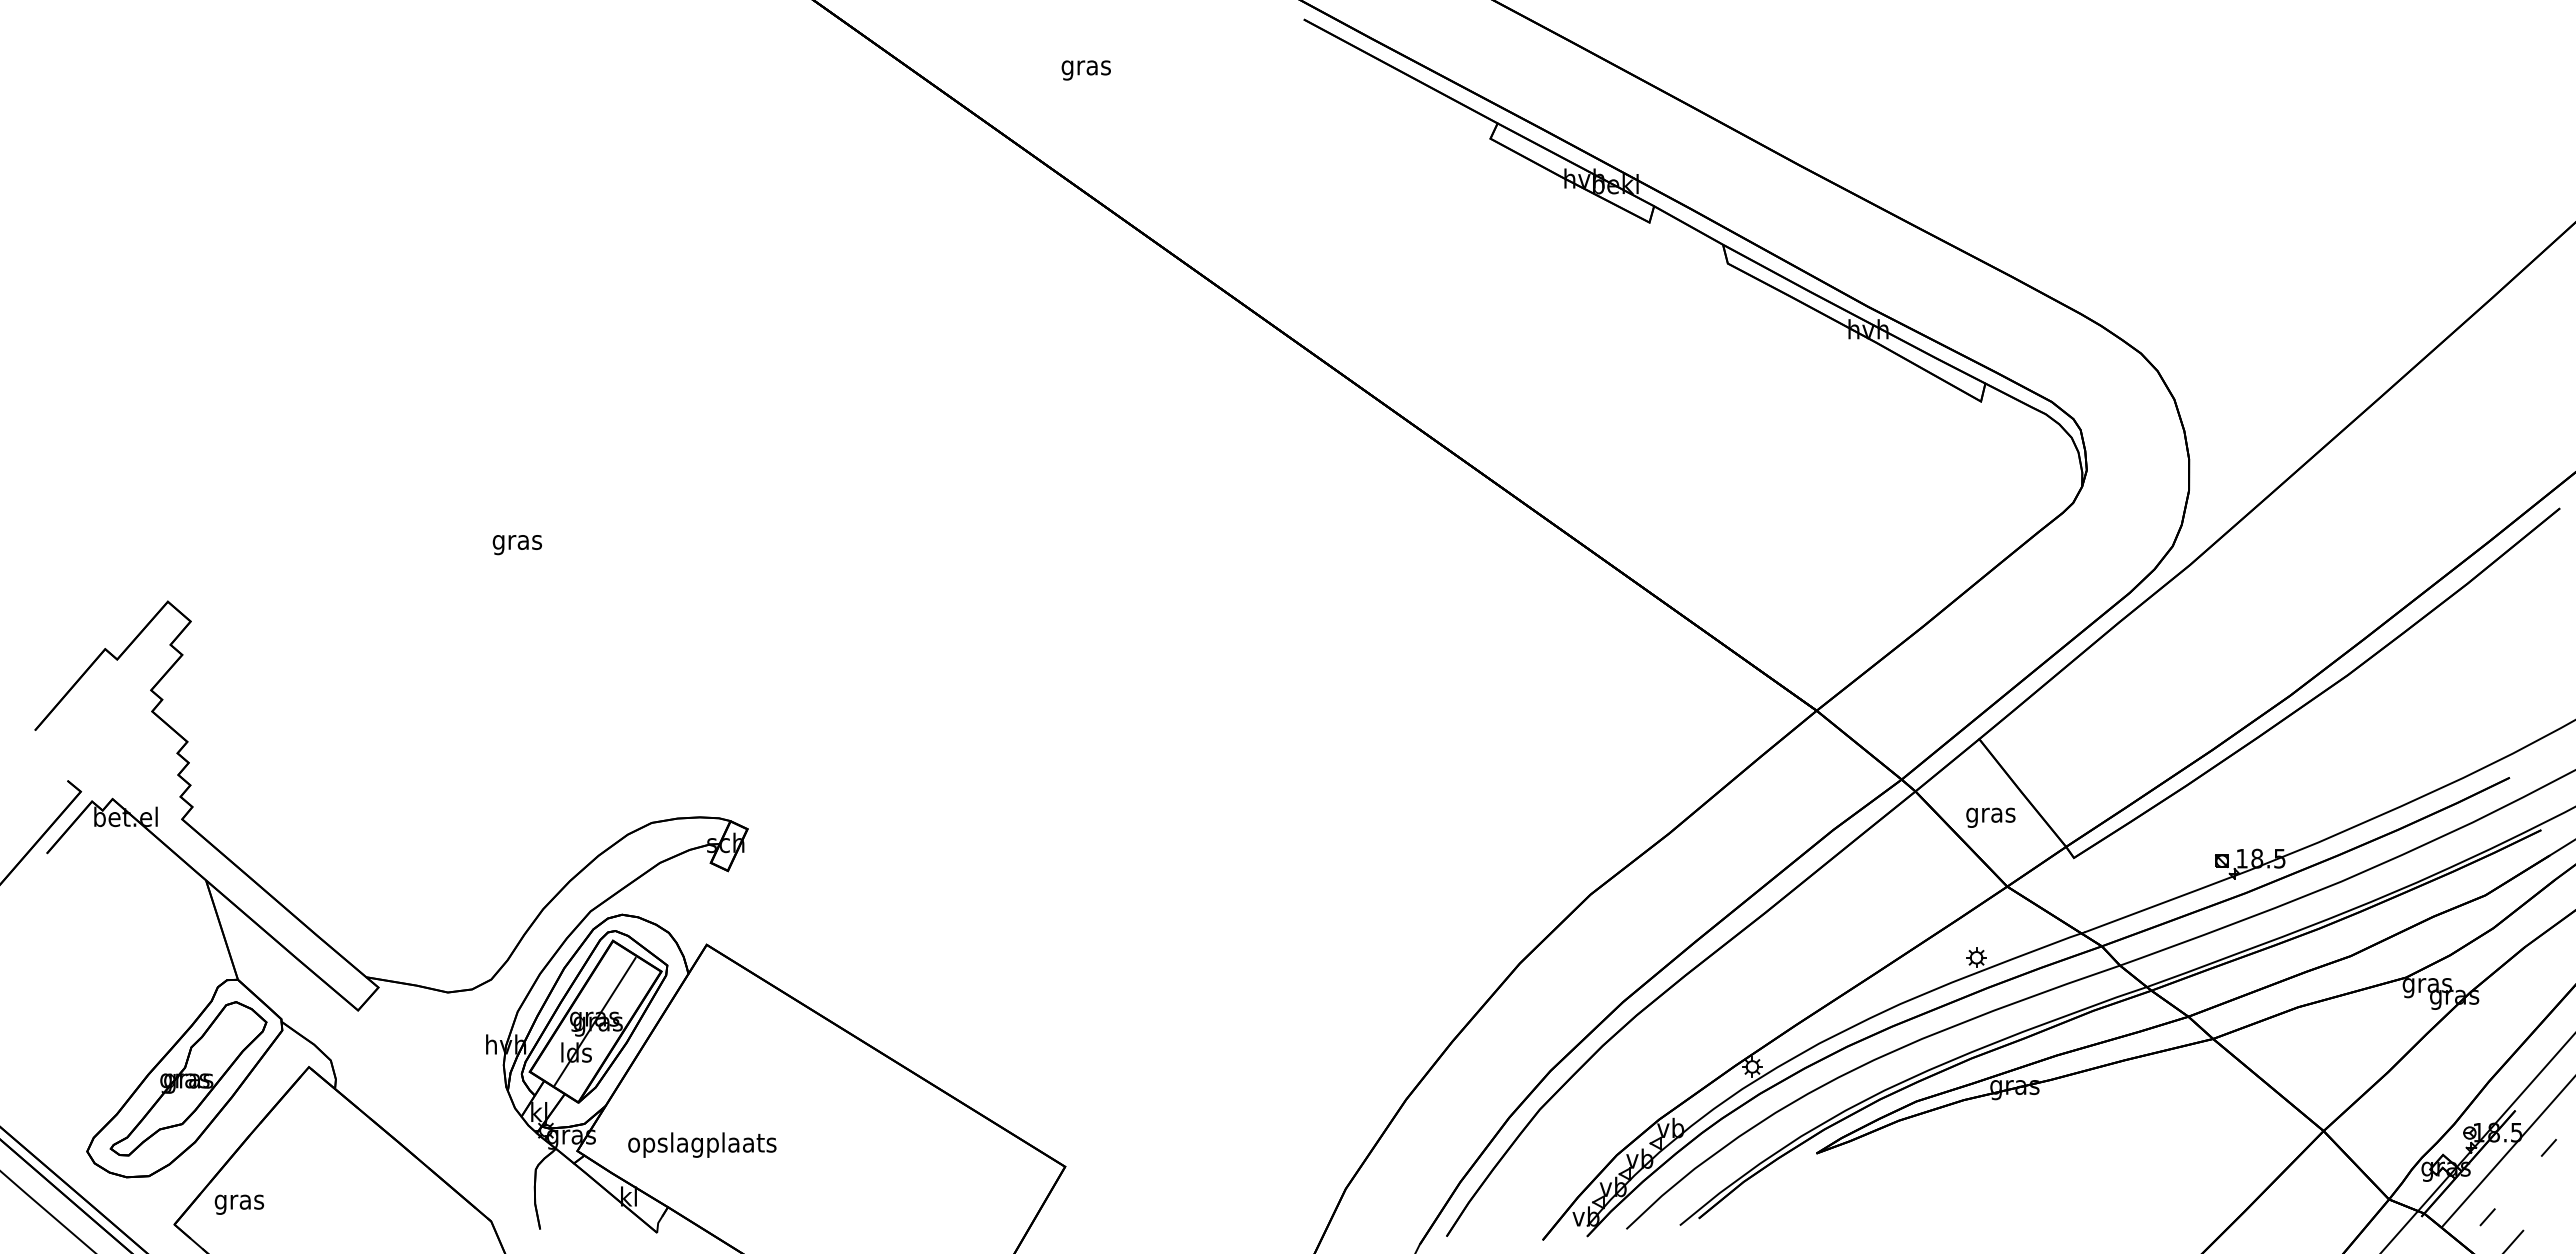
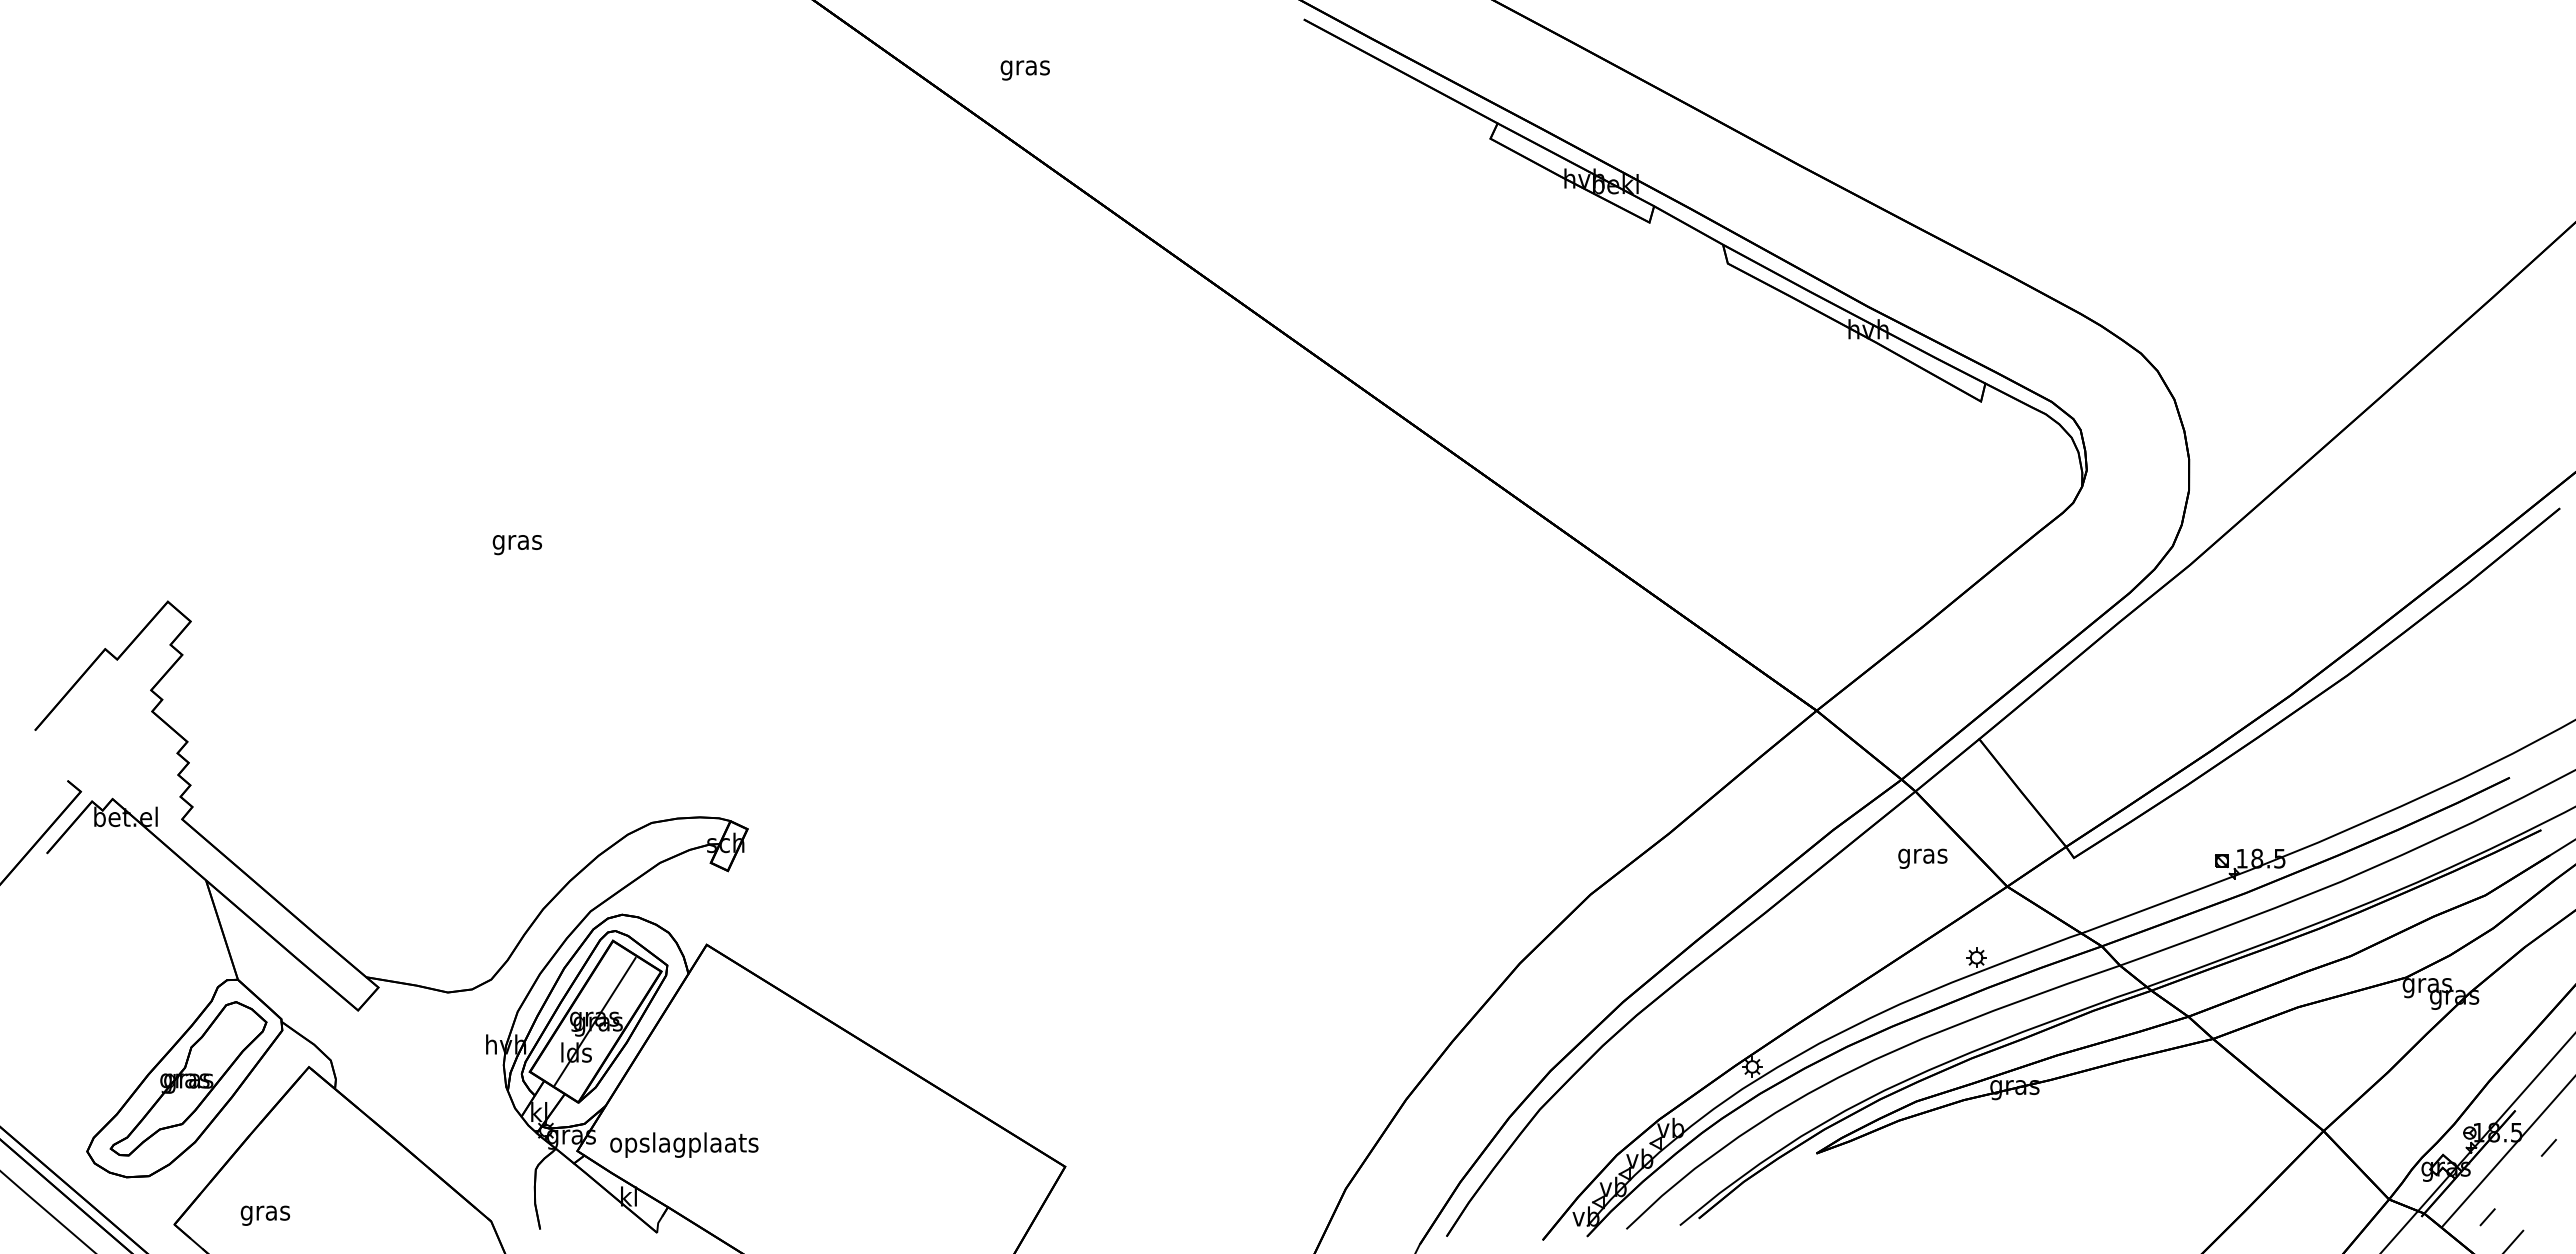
text position: (1085, 70) -> (1024, 70) (1024, 70)
text position: (1990, 817) -> (1922, 858) (1922, 858)
text position: (702, 1144) -> (684, 1144) (684, 1144)
text position: (239, 1204) -> (265, 1215) (265, 1215)
